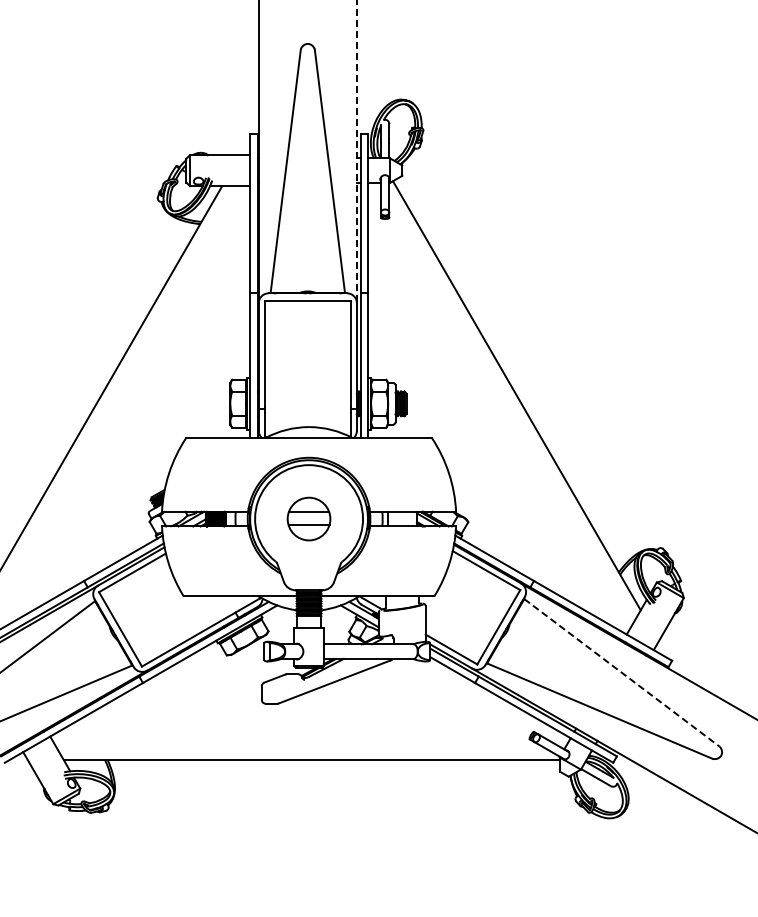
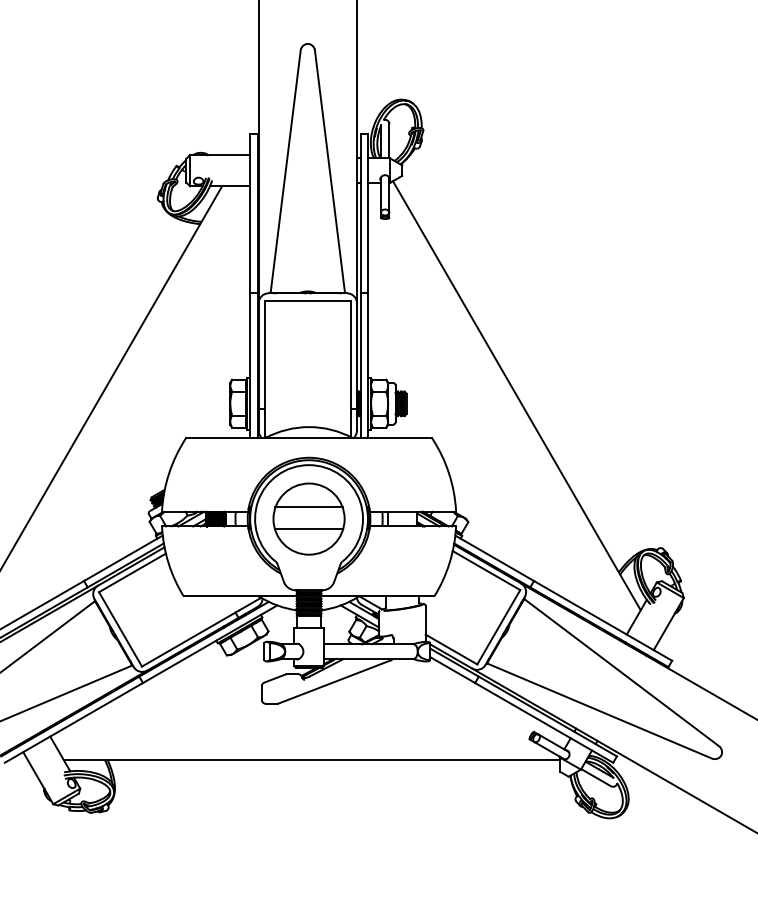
line: dashed -> solid (356, 152)
part size: 46x46 px -> 74x74 px (308, 518)
line: dashed -> solid (622, 673)
